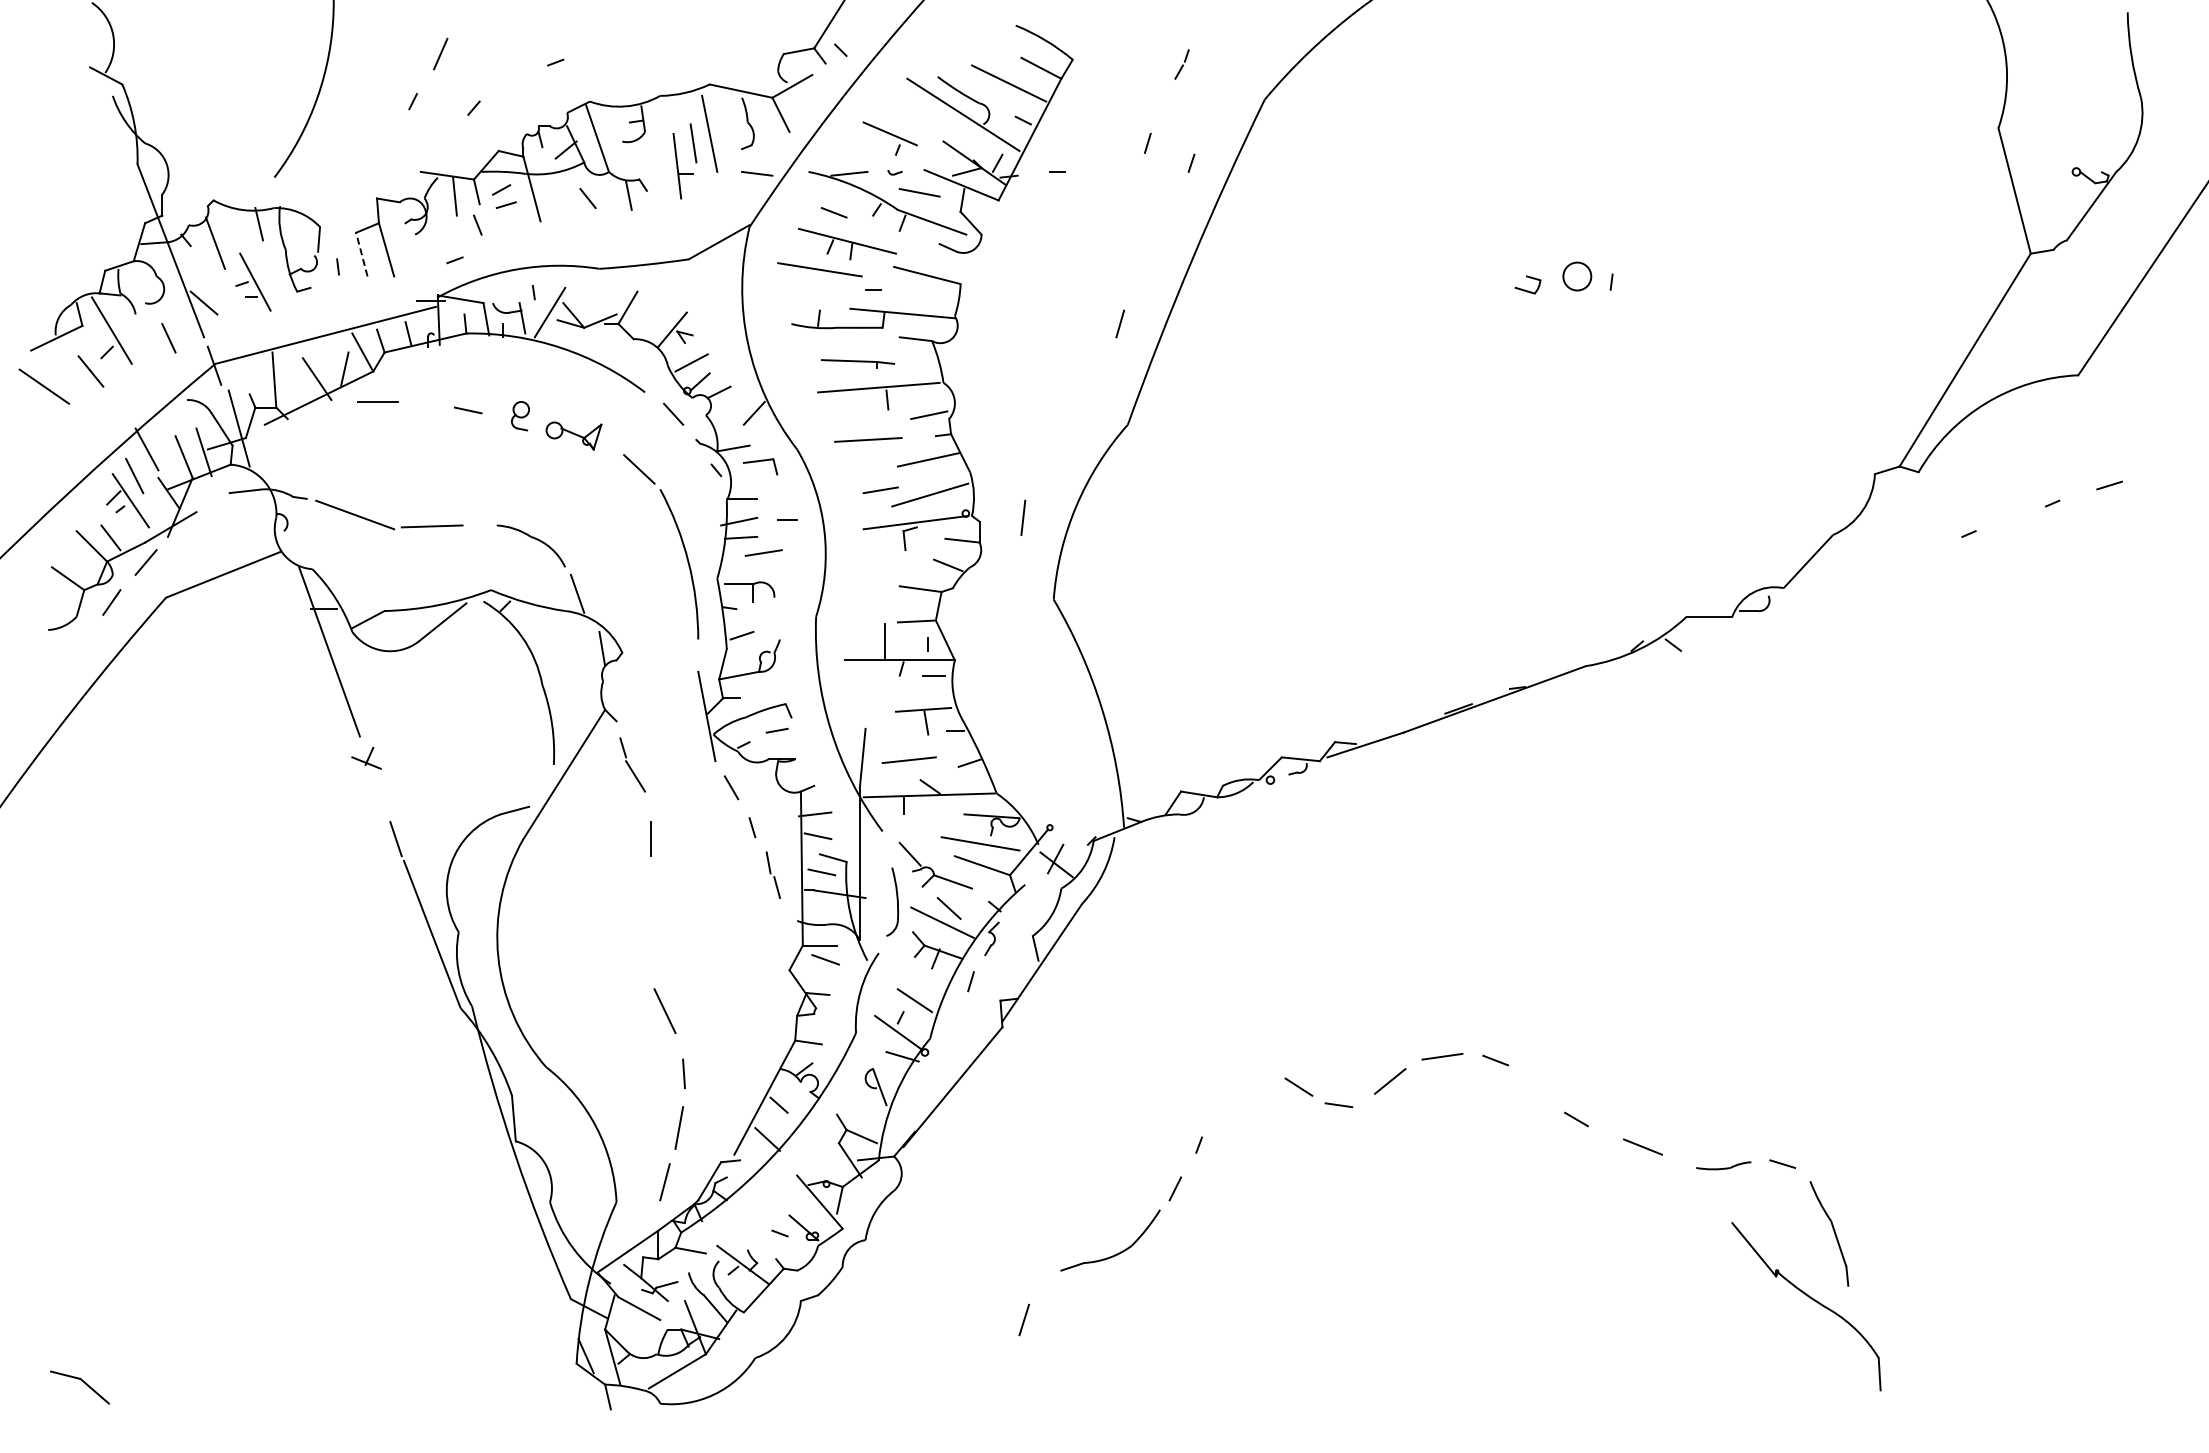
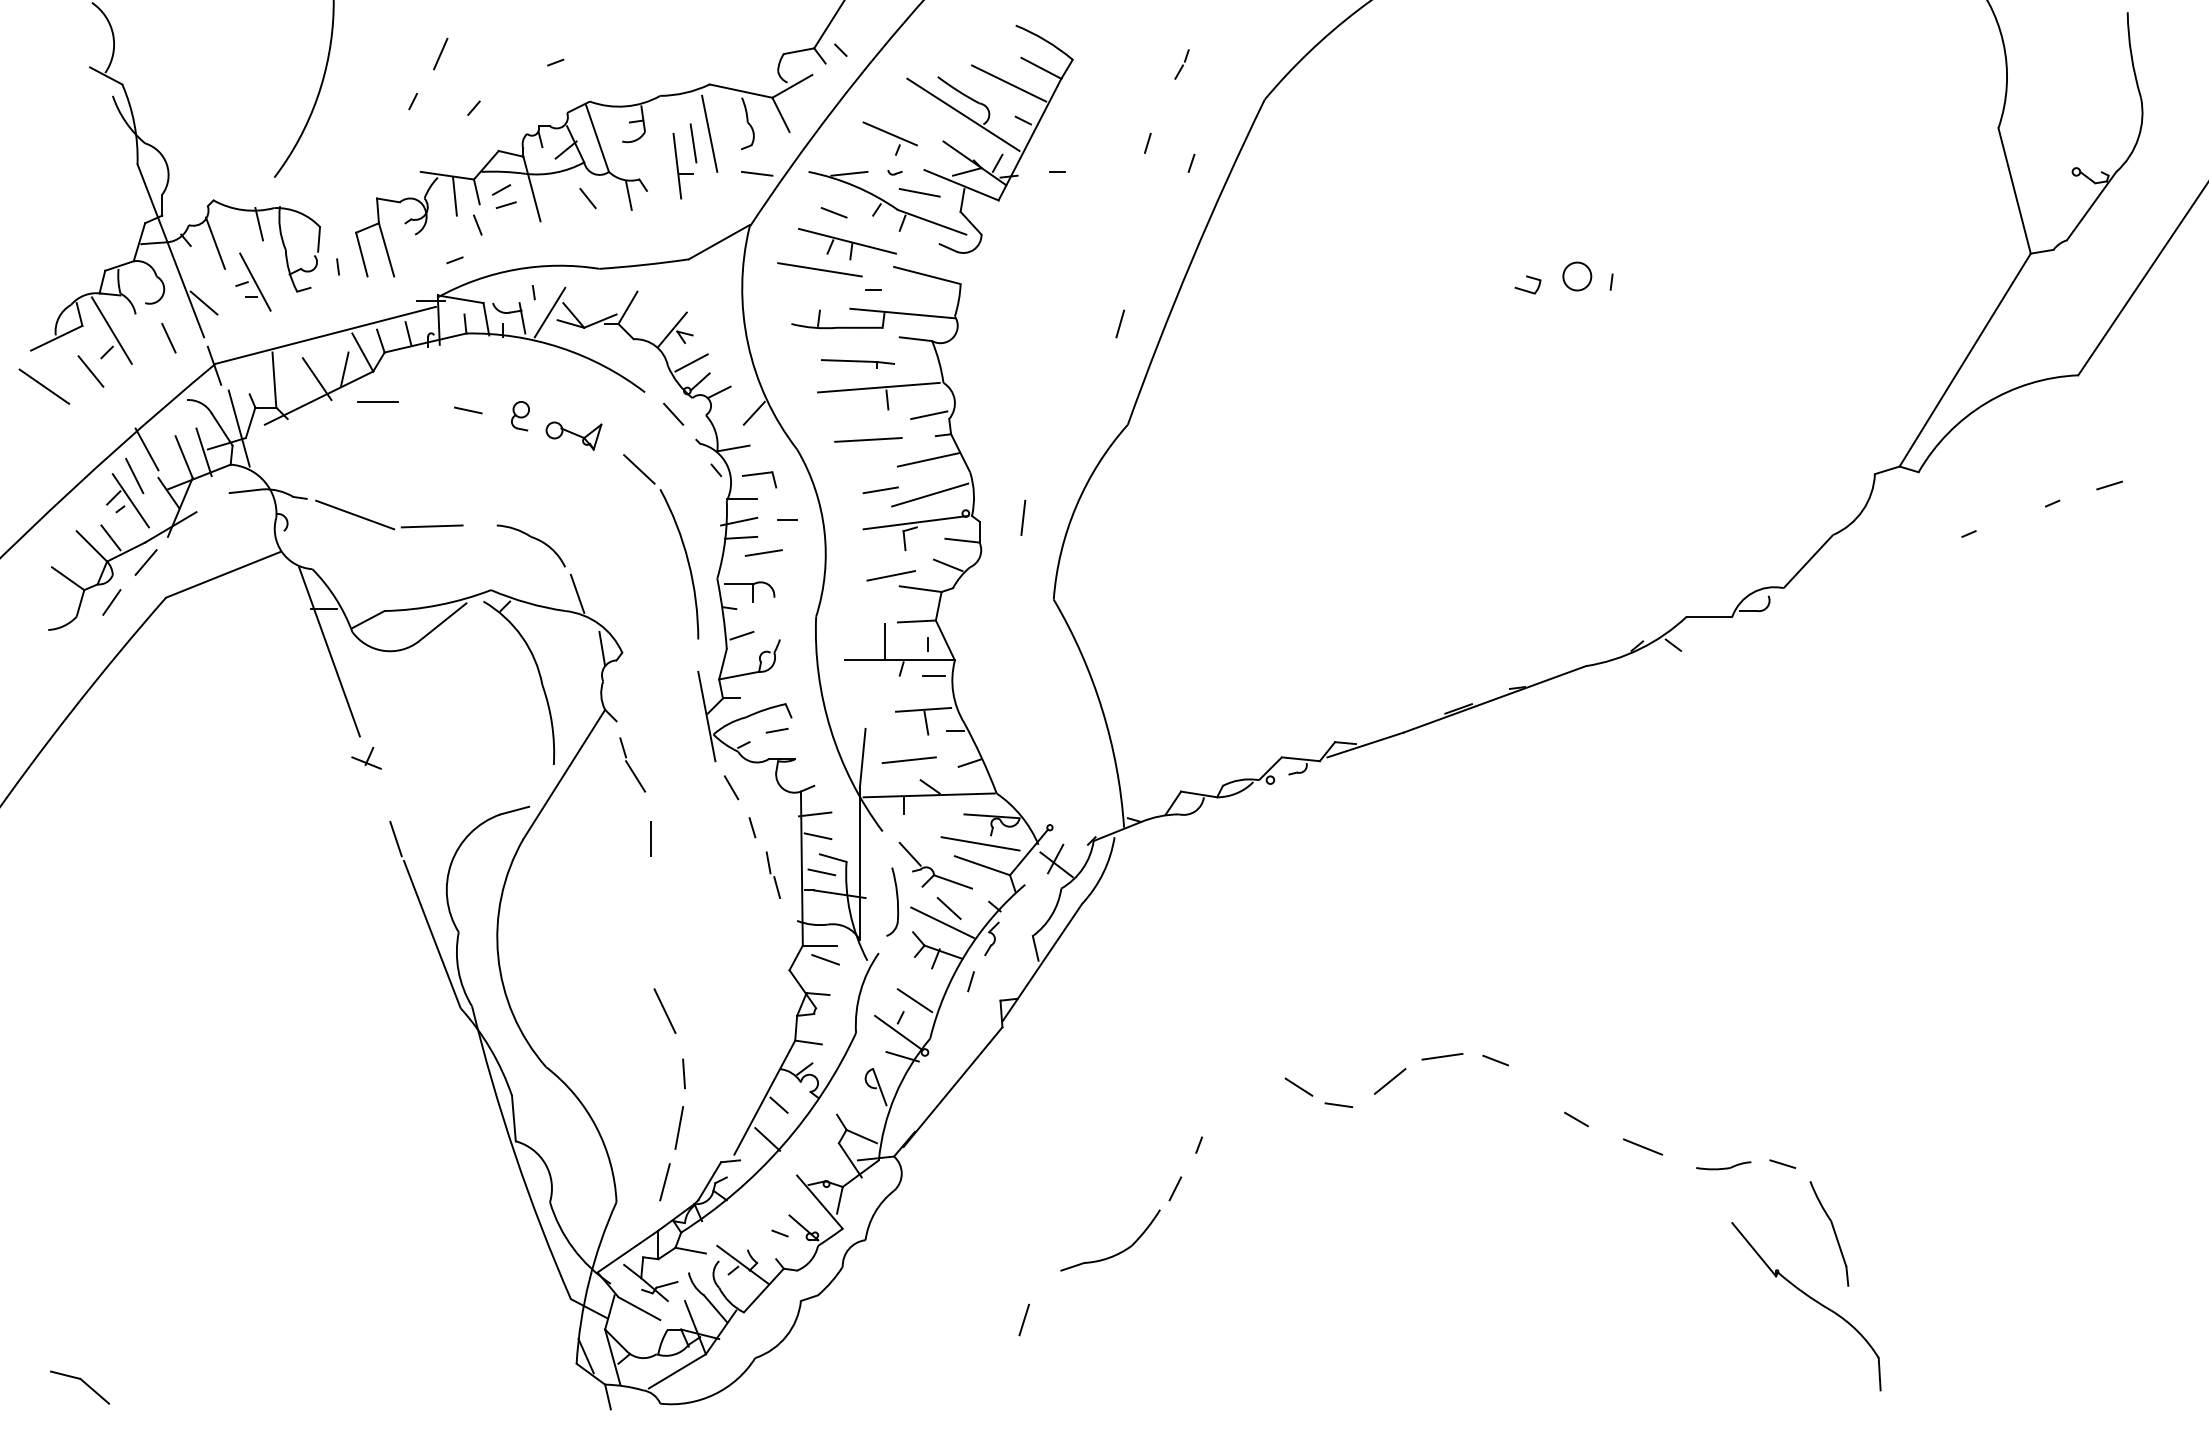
line: dashed -> solid (361, 254)
part position: (760, 466) -> (759, 479) (759, 479)
line: none -> present (890, 575)
